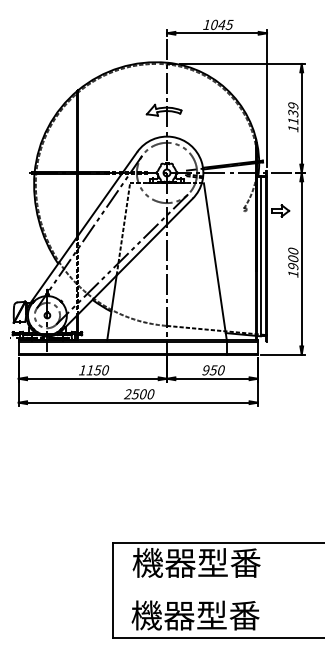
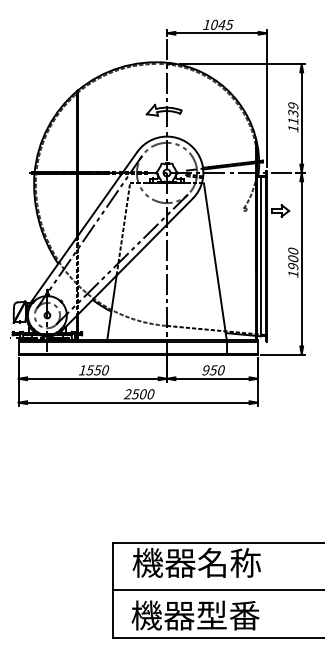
text: 1150 -> 1550 (90, 370)
text: 機器型番 -> 機器名称 (229, 562)
line: none -> present (217, 590)
